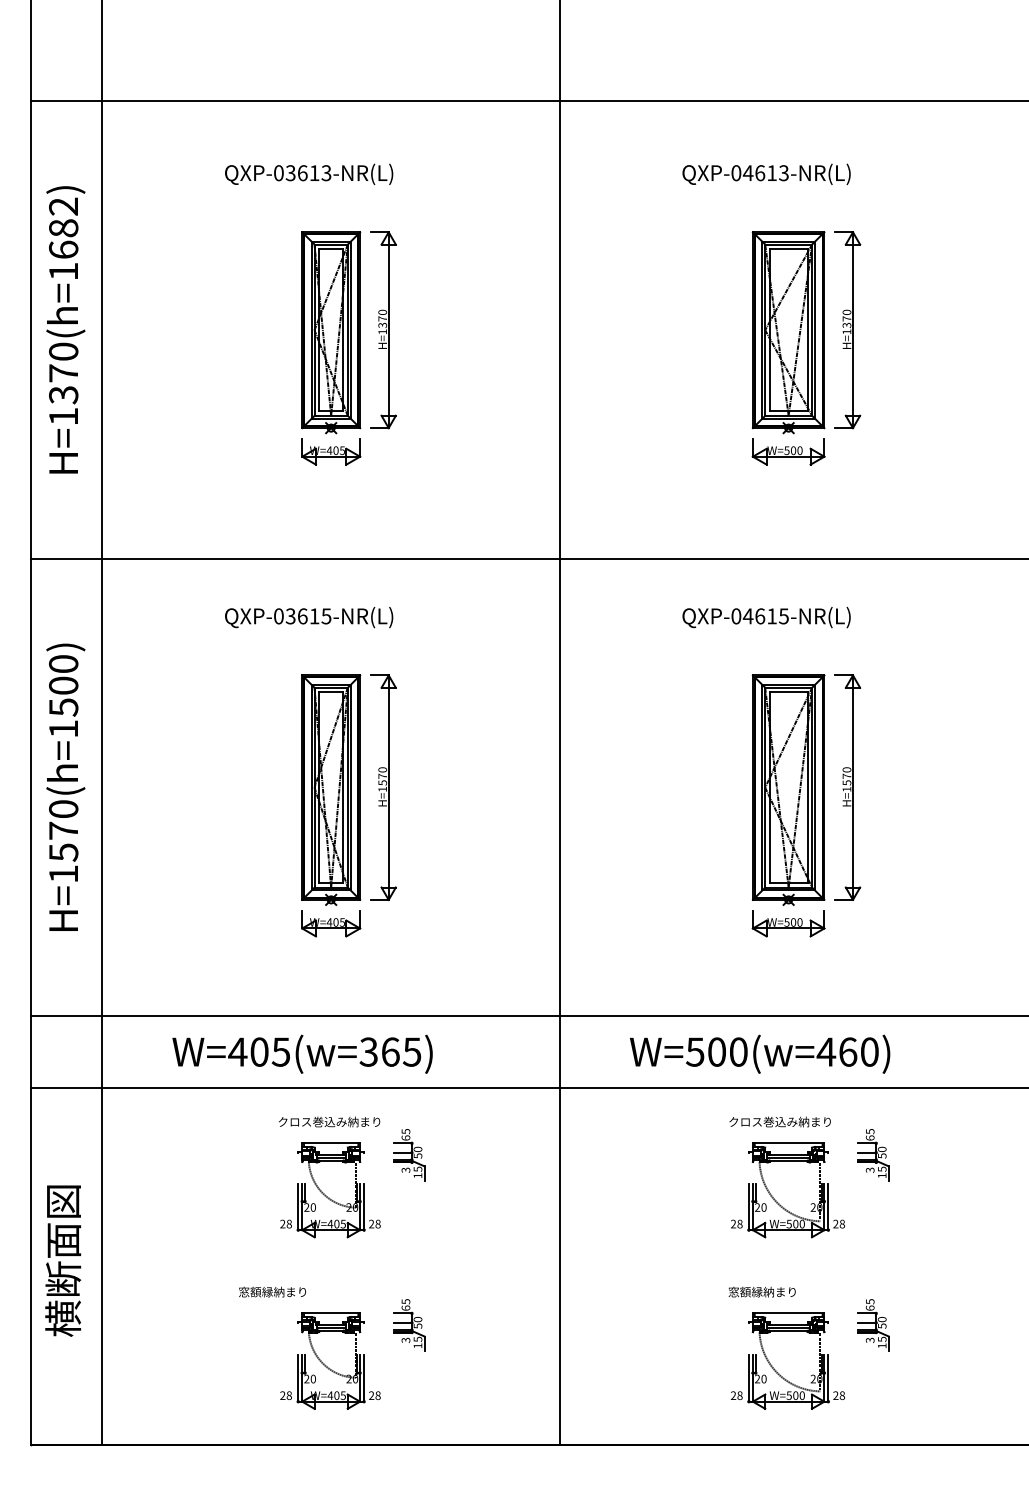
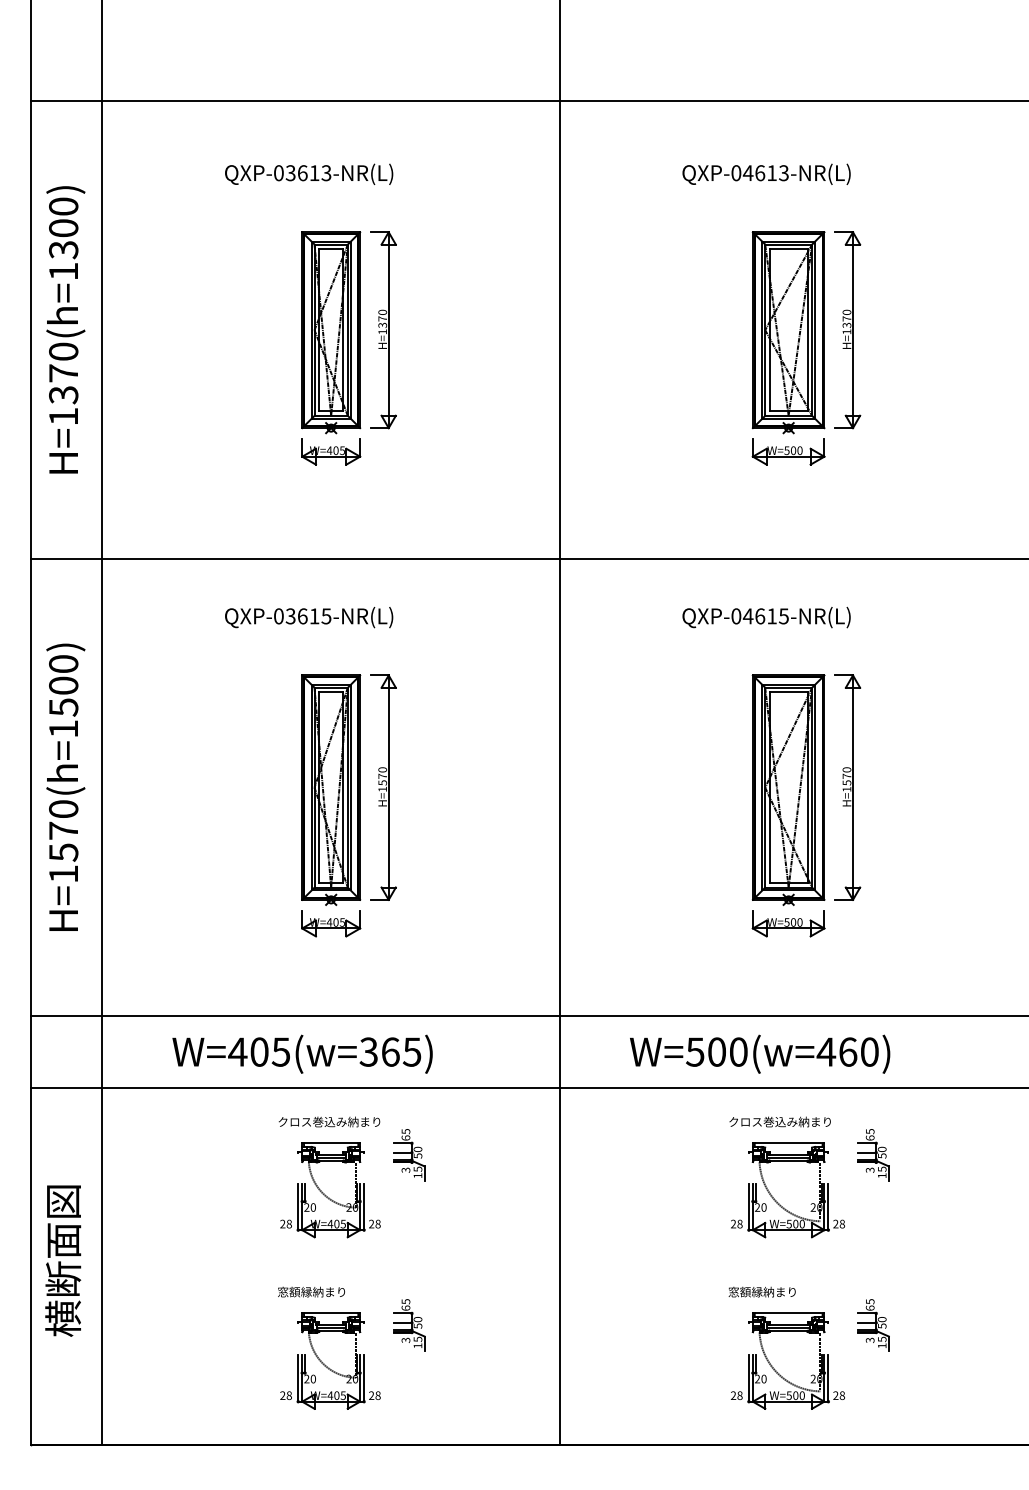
text: H=1370(h=1682) -> H=1370(h=1300) (63, 228)
text position: (272, 1291) -> (311, 1291) (311, 1291)
